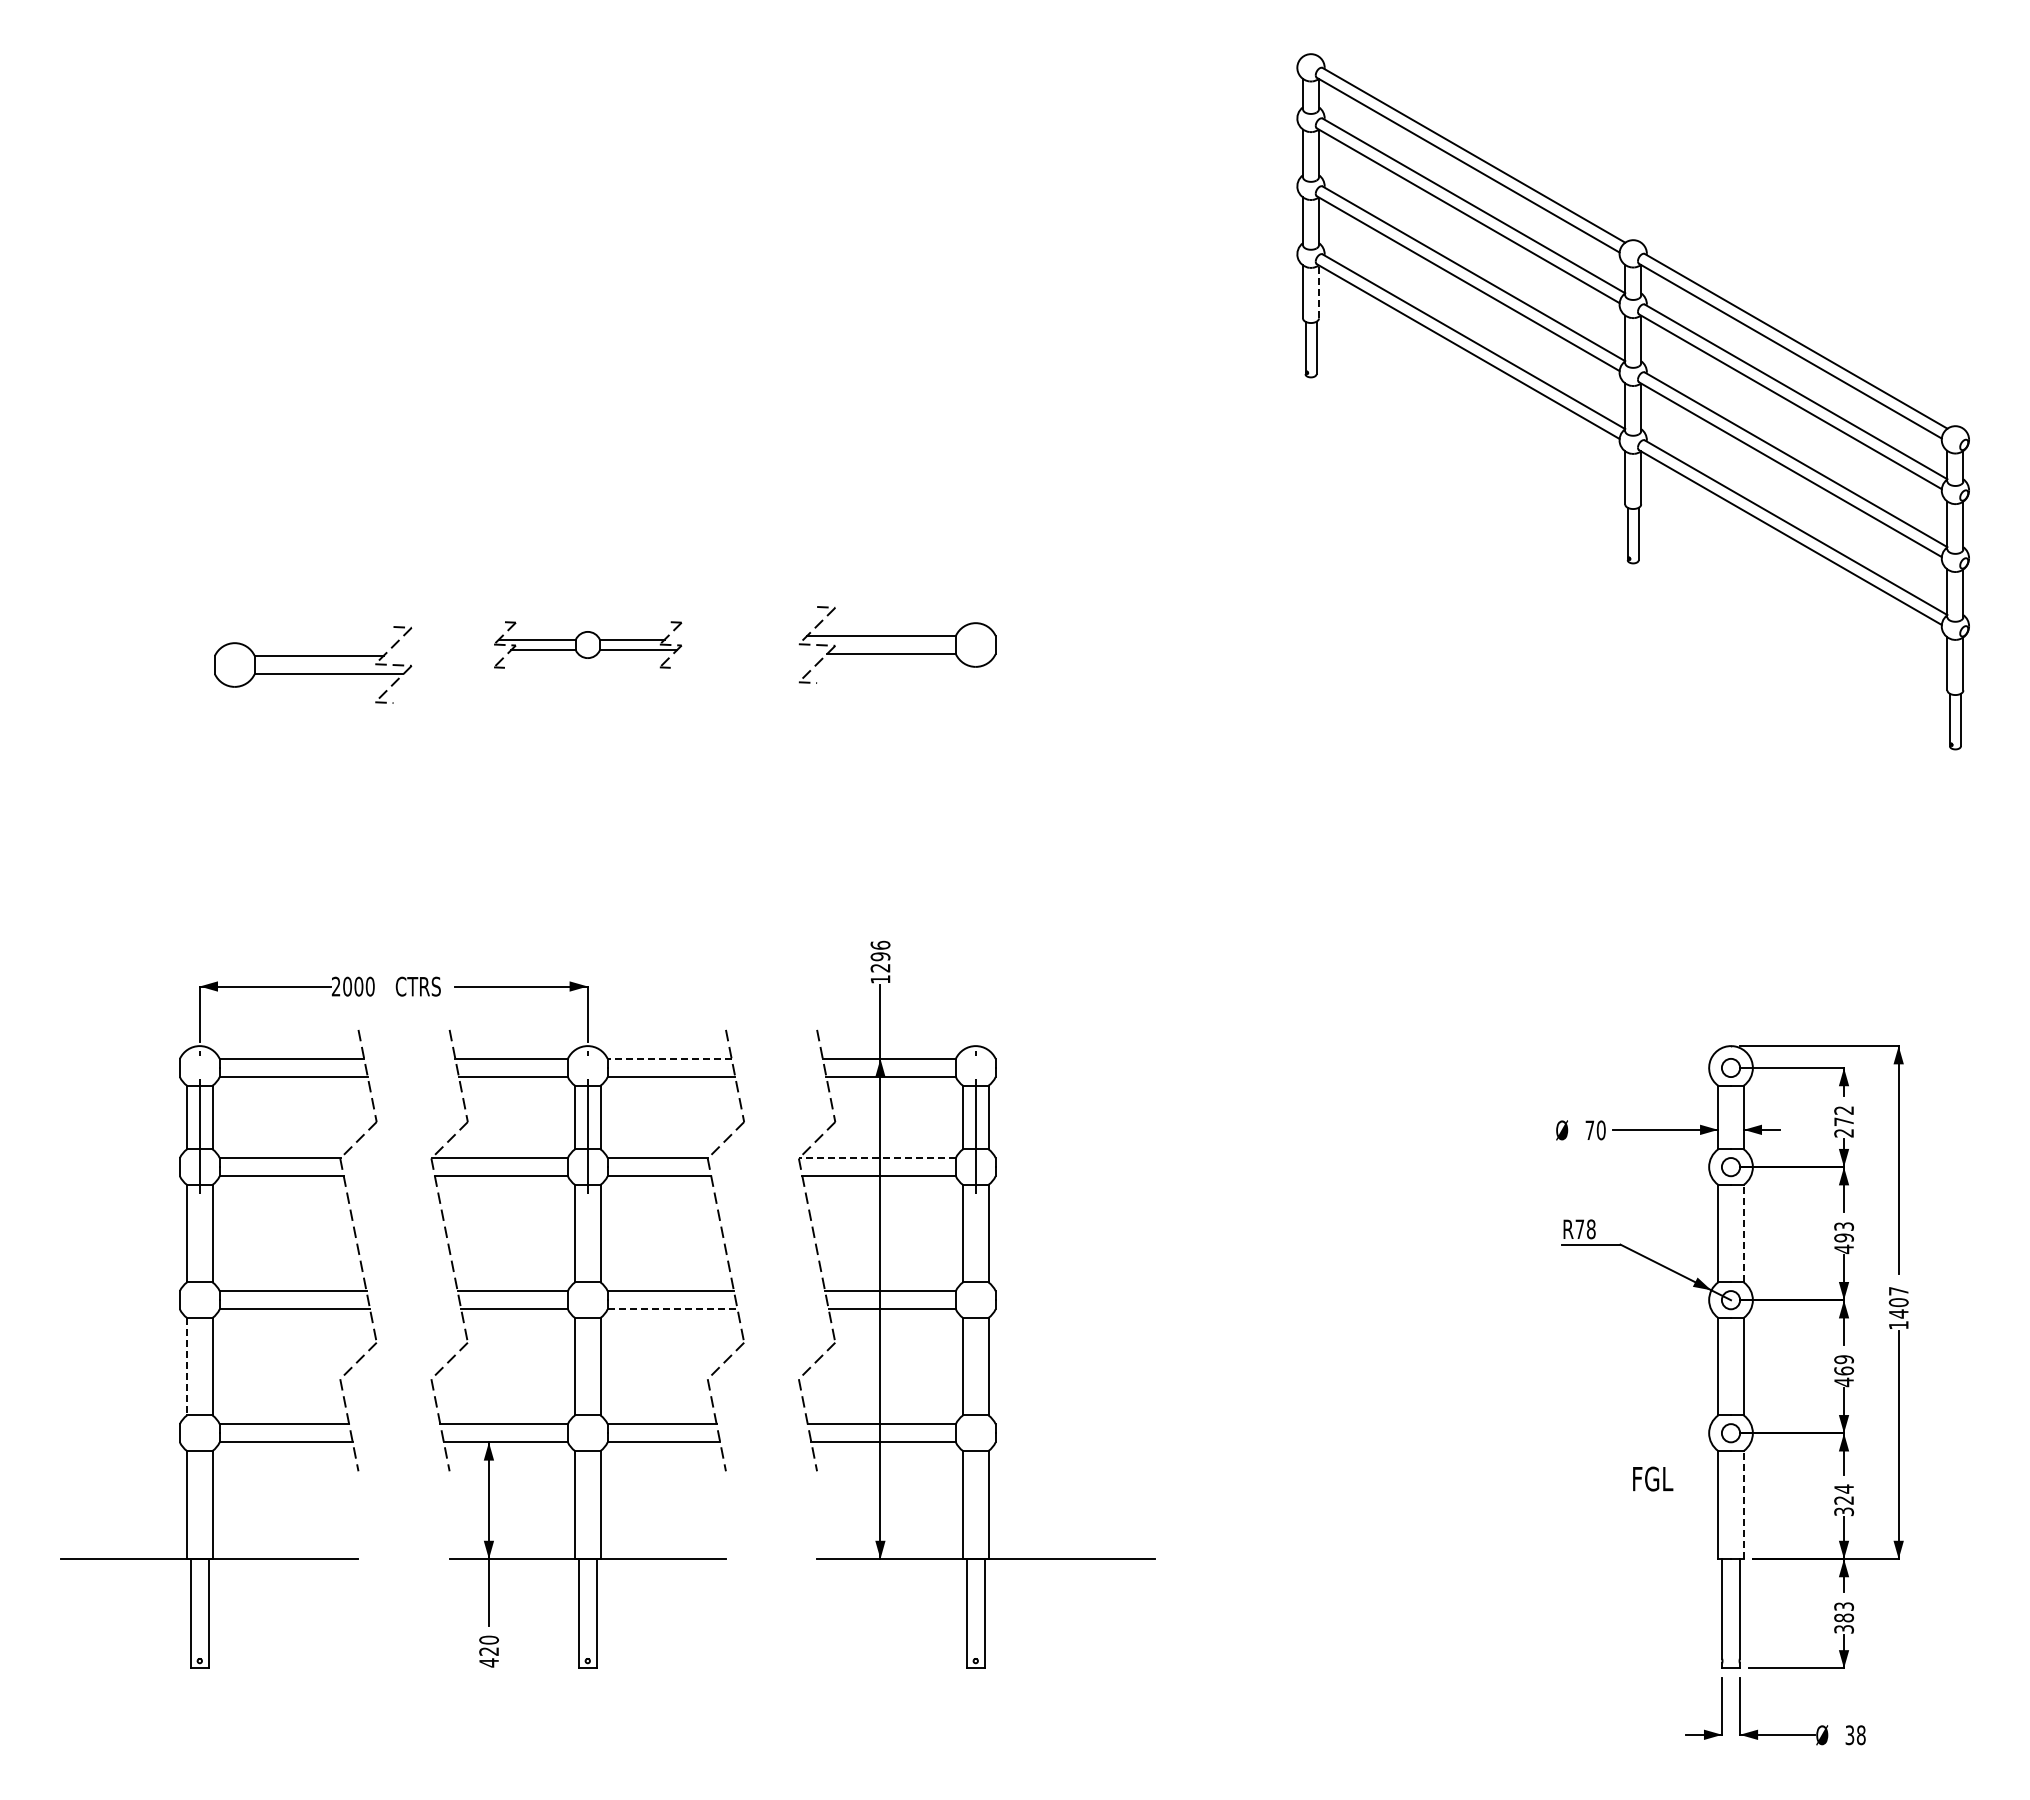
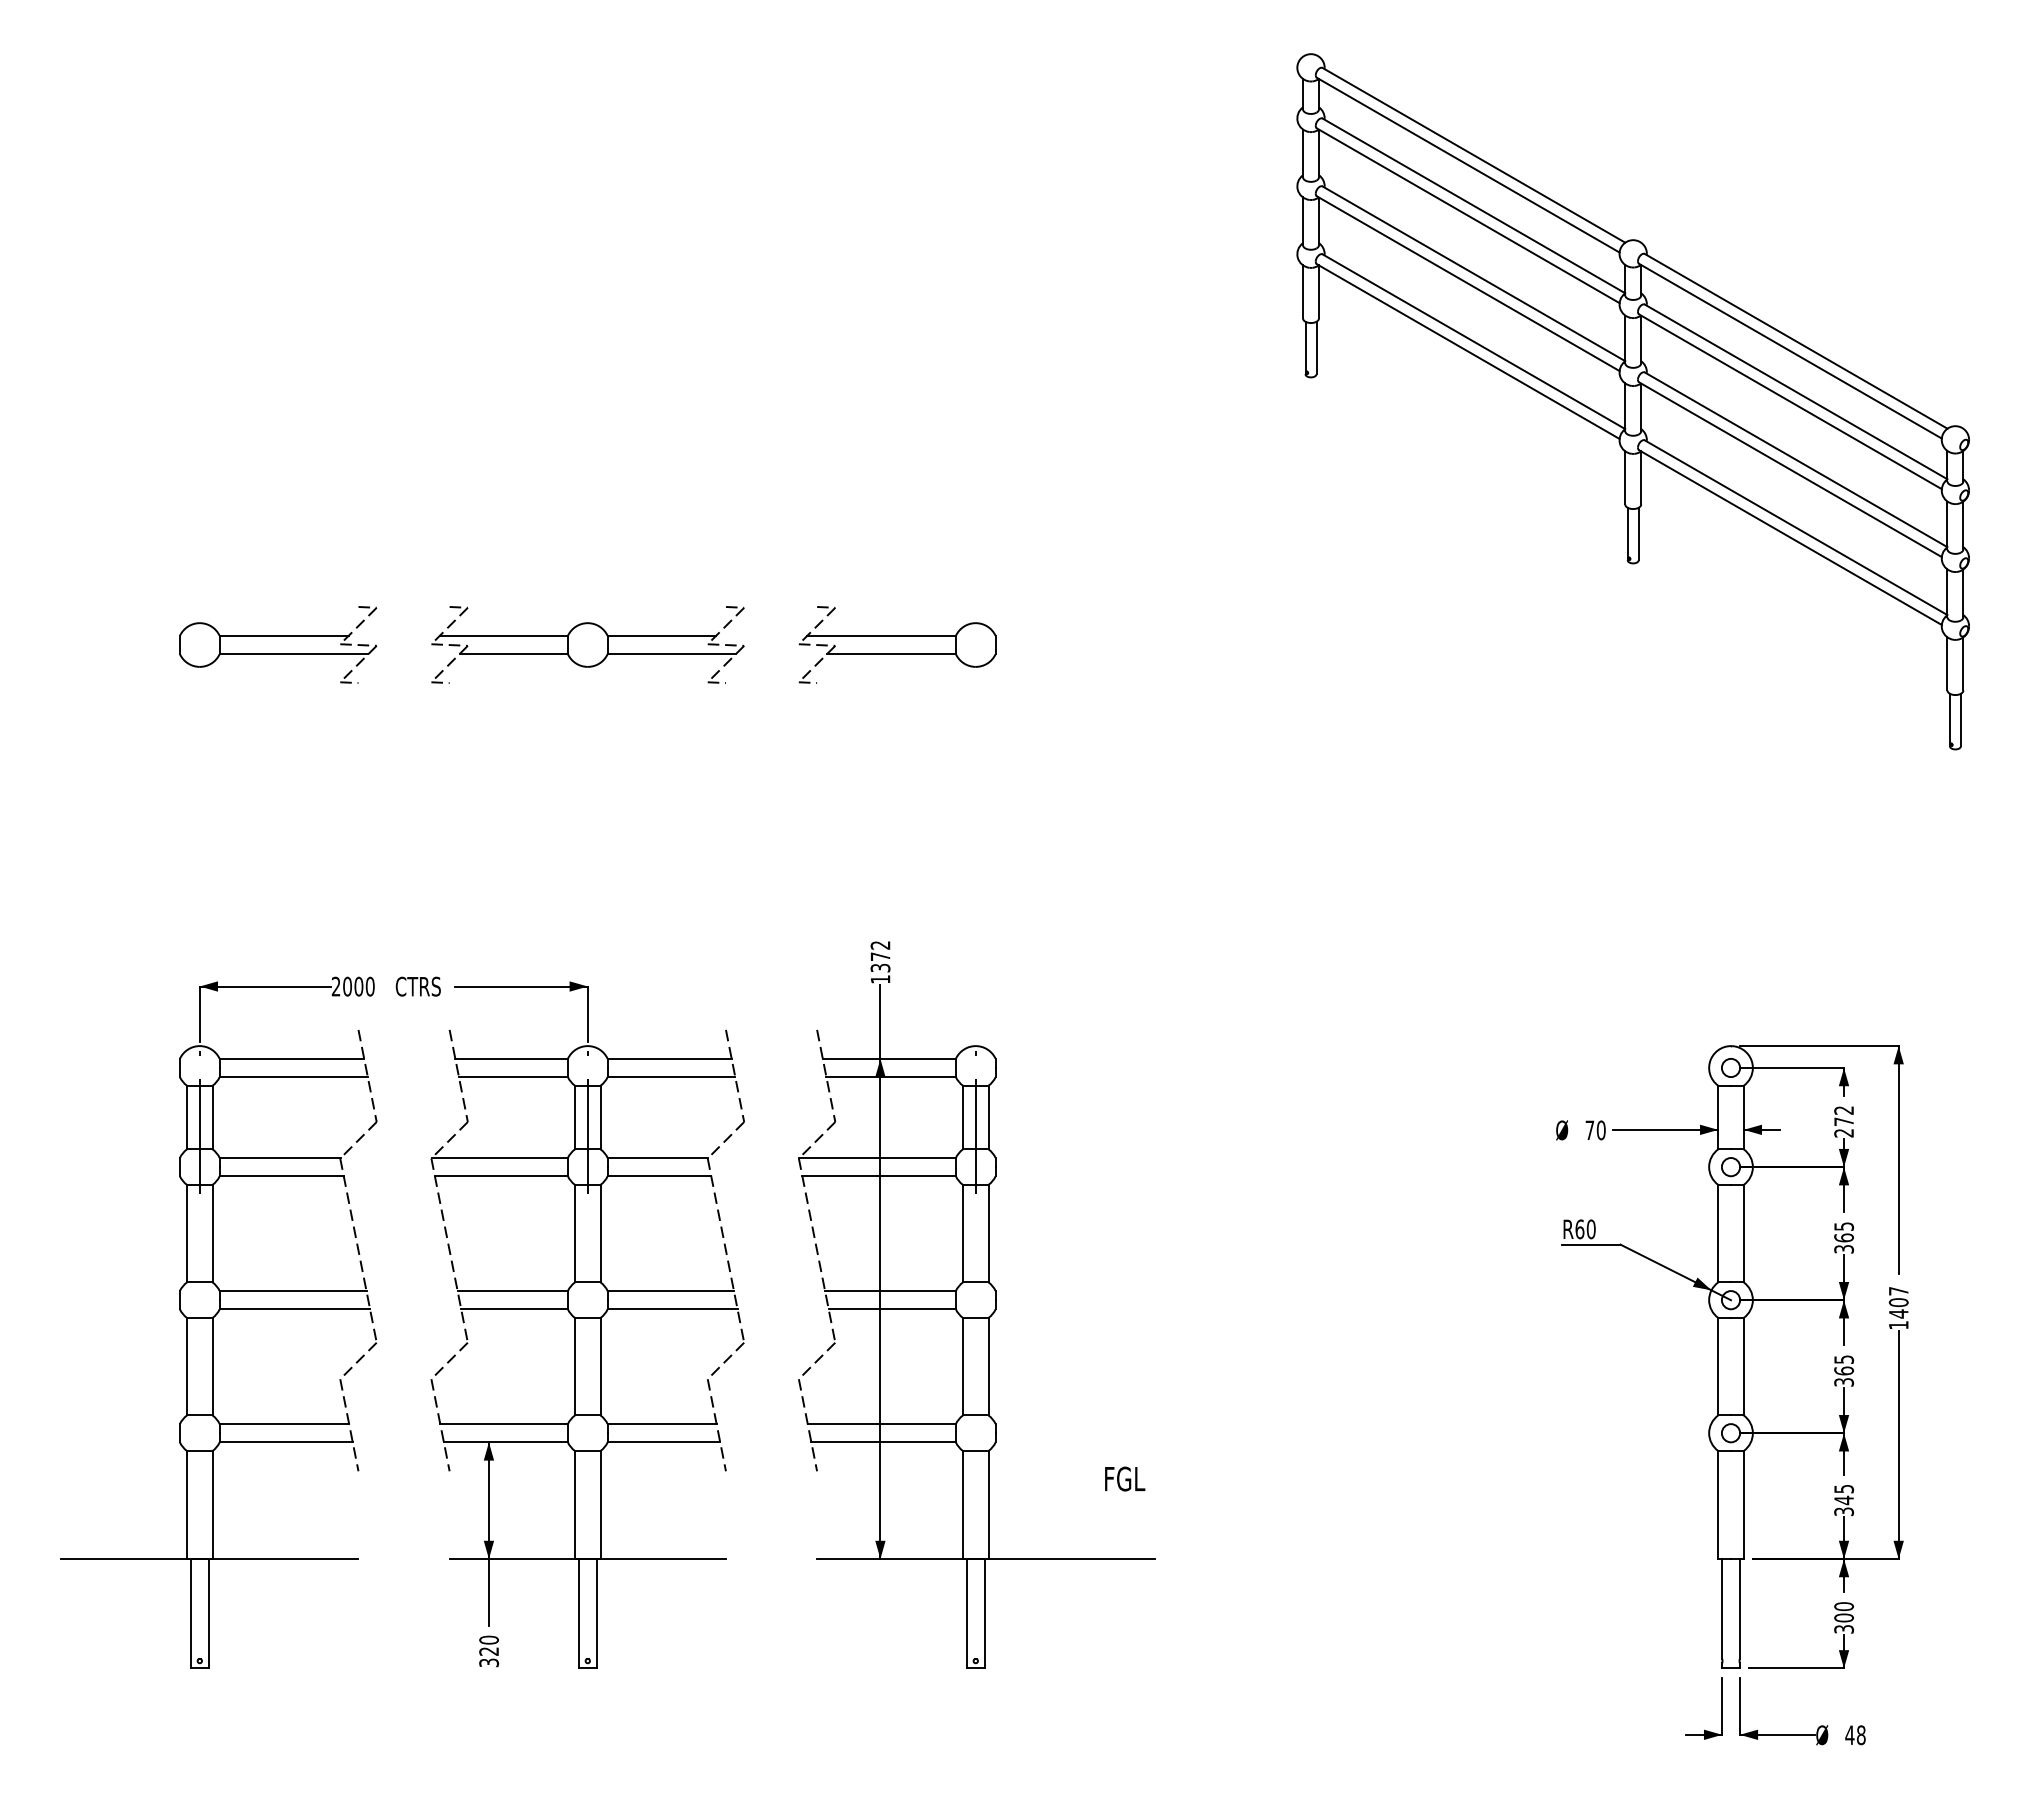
line: dashed -> solid (1318, 291)
part size: 189x48 px -> 314x78 px (587, 644)
part position: (313, 656) -> (278, 636) (278, 636)
text: 1296 -> 1372 (880, 956)
line: dashed -> solid (669, 1058)
line: dashed -> solid (877, 1158)
text: R78 -> R60 (1585, 1229)
line: dashed -> solid (1743, 1233)
text: 493 -> 365 (1844, 1238)
line: dashed -> solid (672, 1309)
line: dashed -> solid (187, 1366)
text: 469 -> 365 (1844, 1371)
text position: (1653, 1478) -> (1125, 1478) (1125, 1478)
text: 324 -> 345 (1843, 1494)
line: dashed -> solid (1743, 1504)
text: 383 -> 300 (1843, 1612)
text: 420 -> 320 (489, 1662)
text: 38 -> 48 (1849, 1735)
